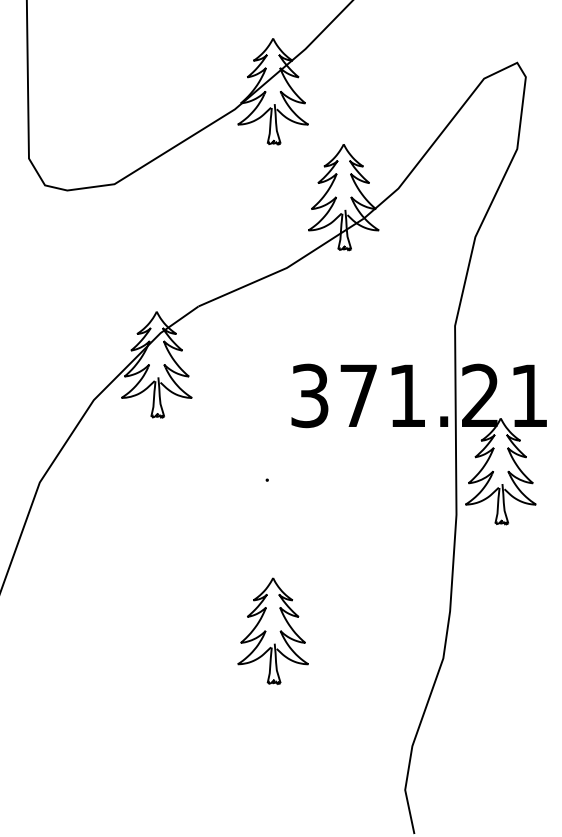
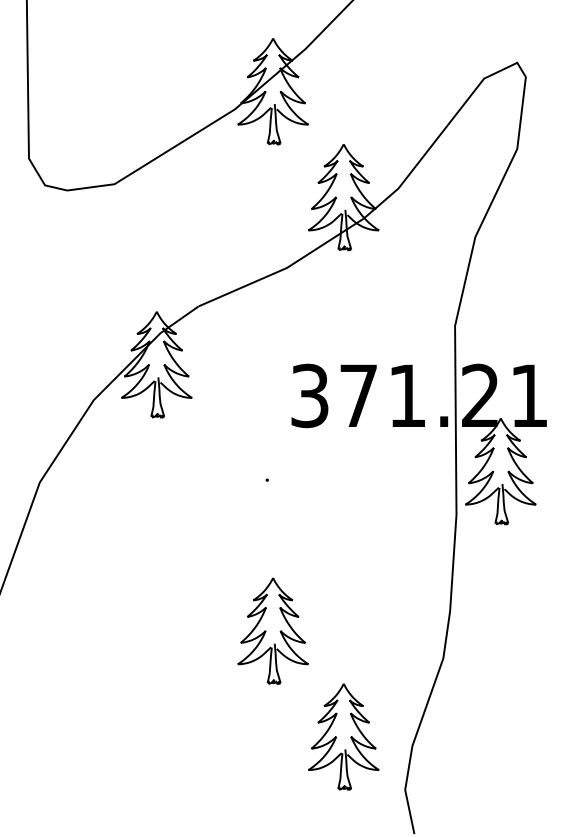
part: none -> present (343, 736)
